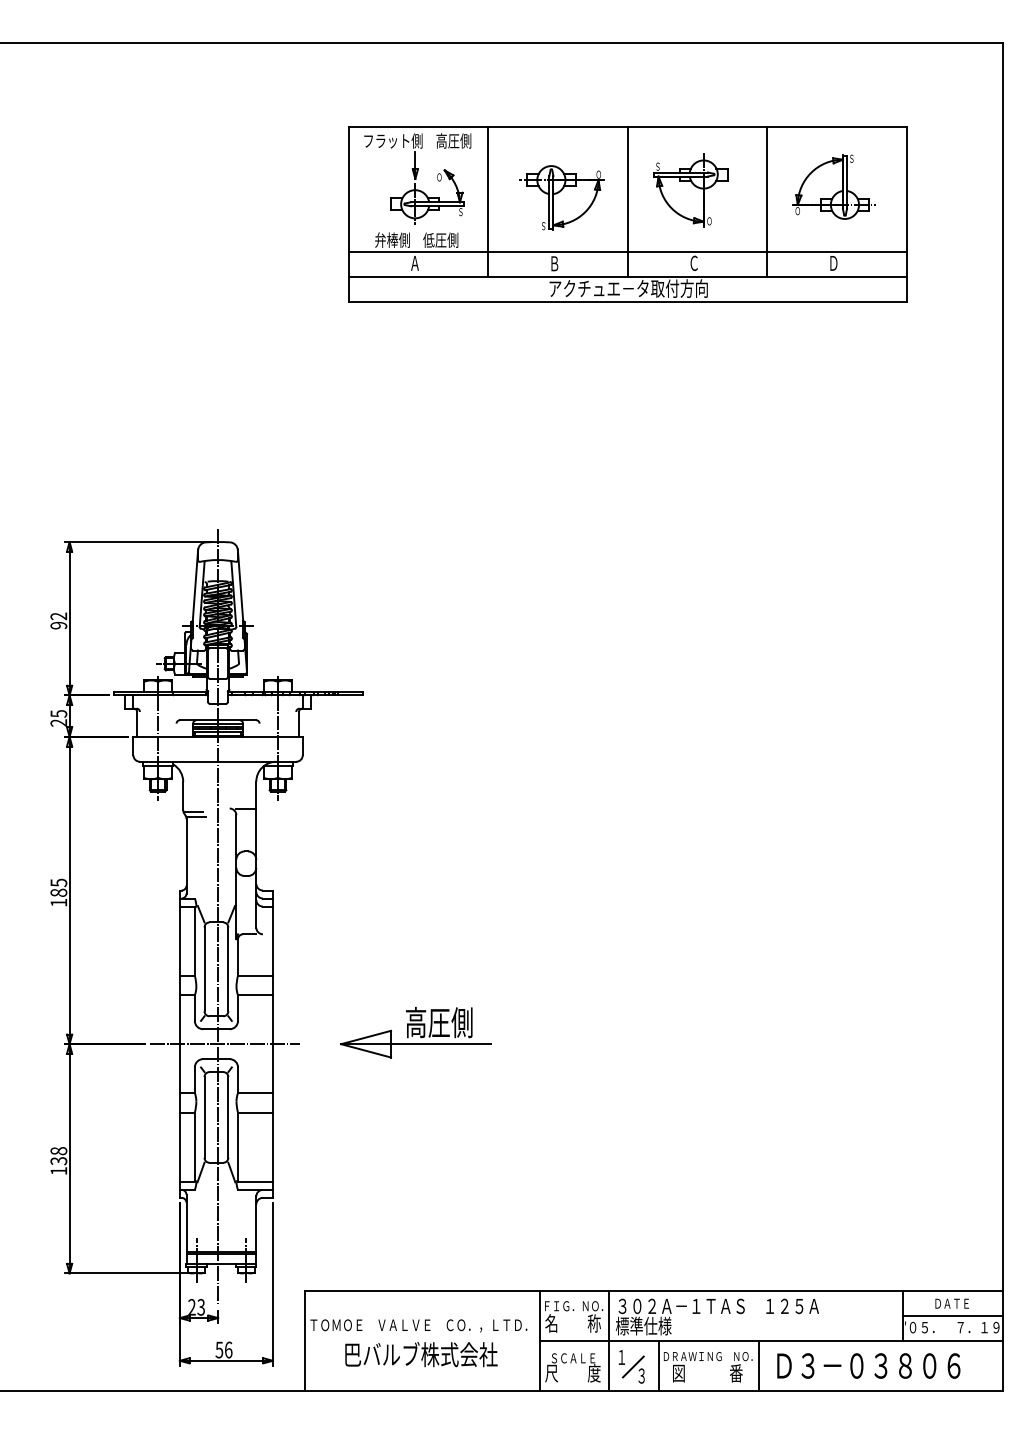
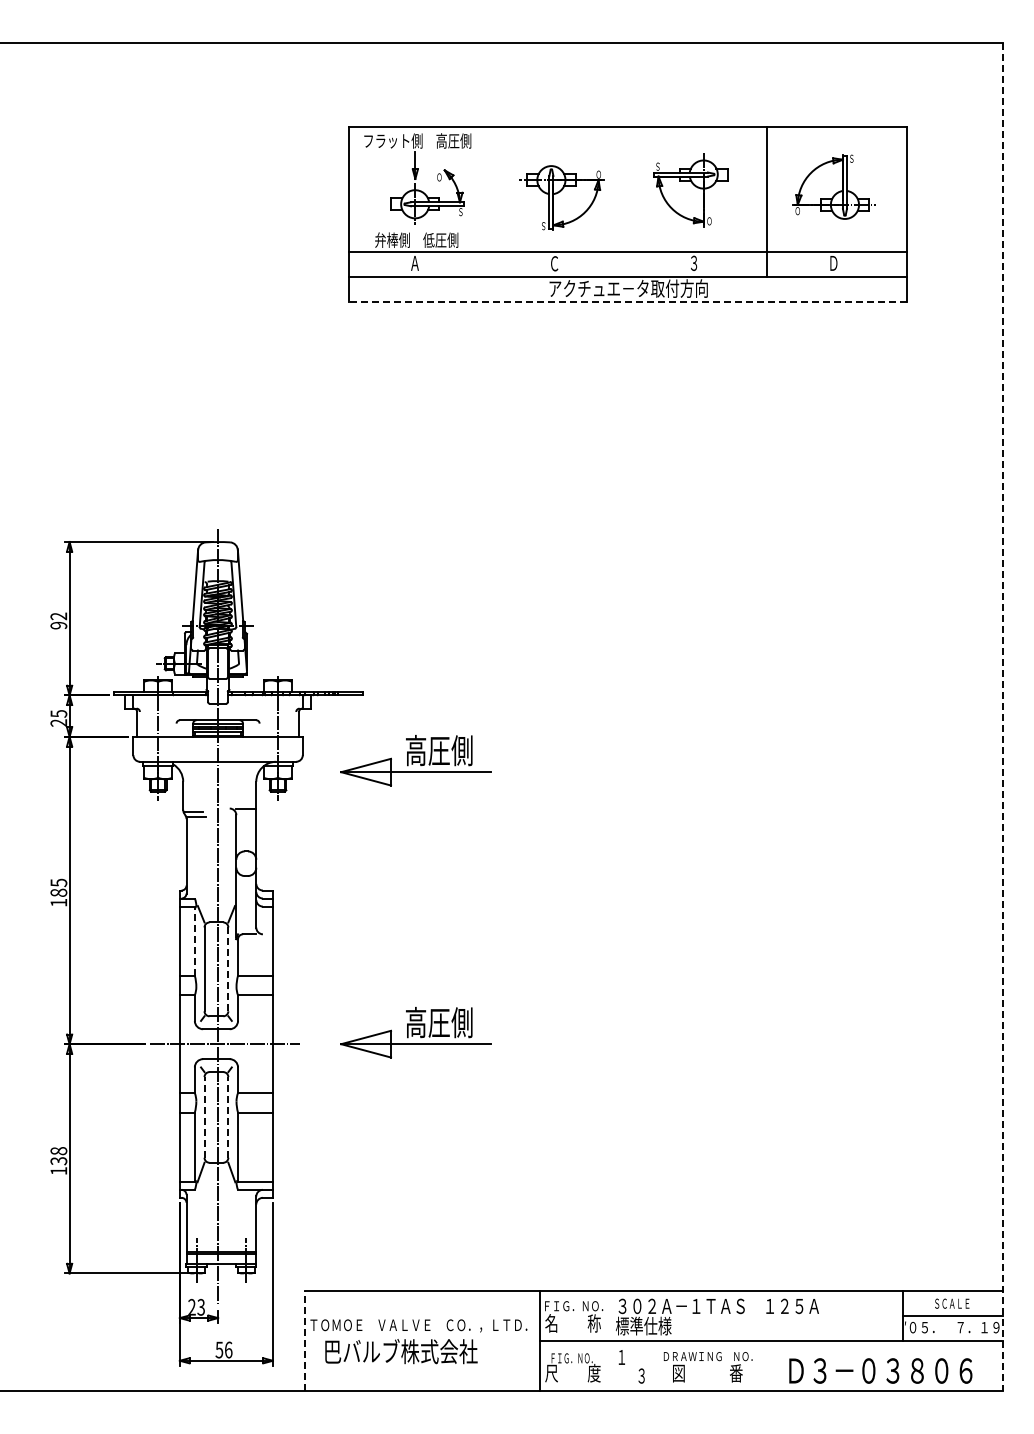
line: present -> none (488, 201)
line: present -> none (627, 201)
text: Ｃ -> ３ (693, 262)
text: Ｂ -> Ｃ (554, 263)
line: solid -> dashed (627, 301)
line: solid -> dashed (1003, 717)
part: none -> present (415, 760)
line: solid -> dashed (194, 941)
line: solid -> dashed (228, 969)
line: solid -> dashed (204, 1116)
line: solid -> dashed (228, 1116)
text: ＤＡＴＥ -> ＳＣＡＬＥ (952, 1303)
line: present -> none (609, 1340)
line: solid -> dashed (305, 1341)
text position: (421, 1354) -> (401, 1351) (401, 1351)
text: ＳＣＡＬＥ -> ＦＩＧ．ＮＯ． (573, 1358)
line: present -> none (659, 1365)
line: present -> none (758, 1365)
text position: (868, 1365) -> (880, 1370) (880, 1370)
line: present -> none (633, 1366)
